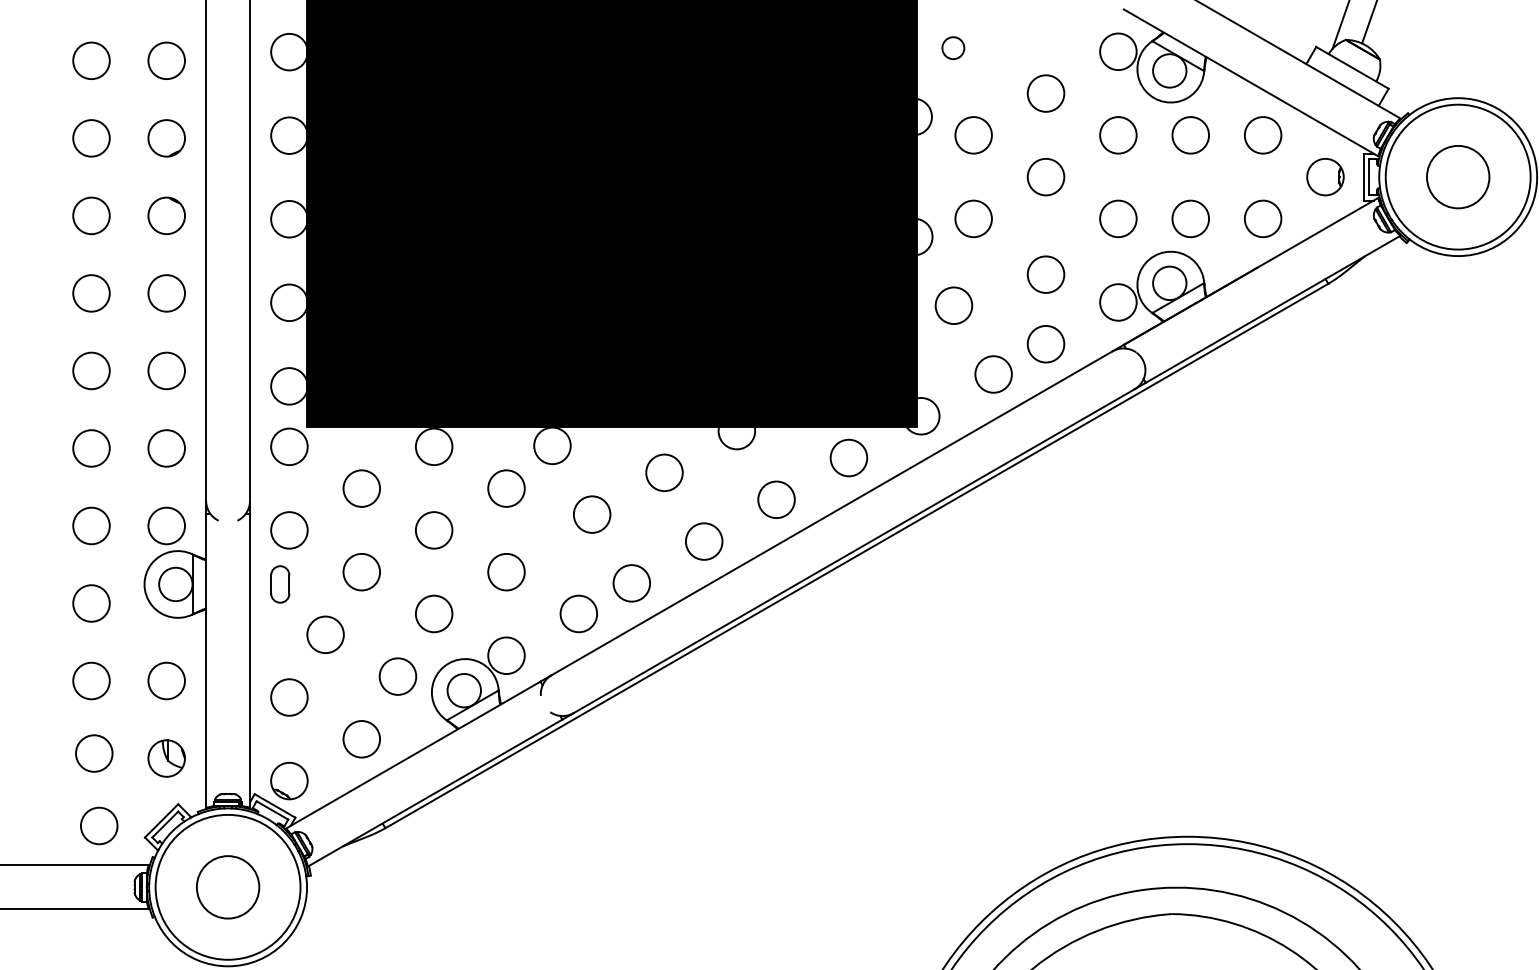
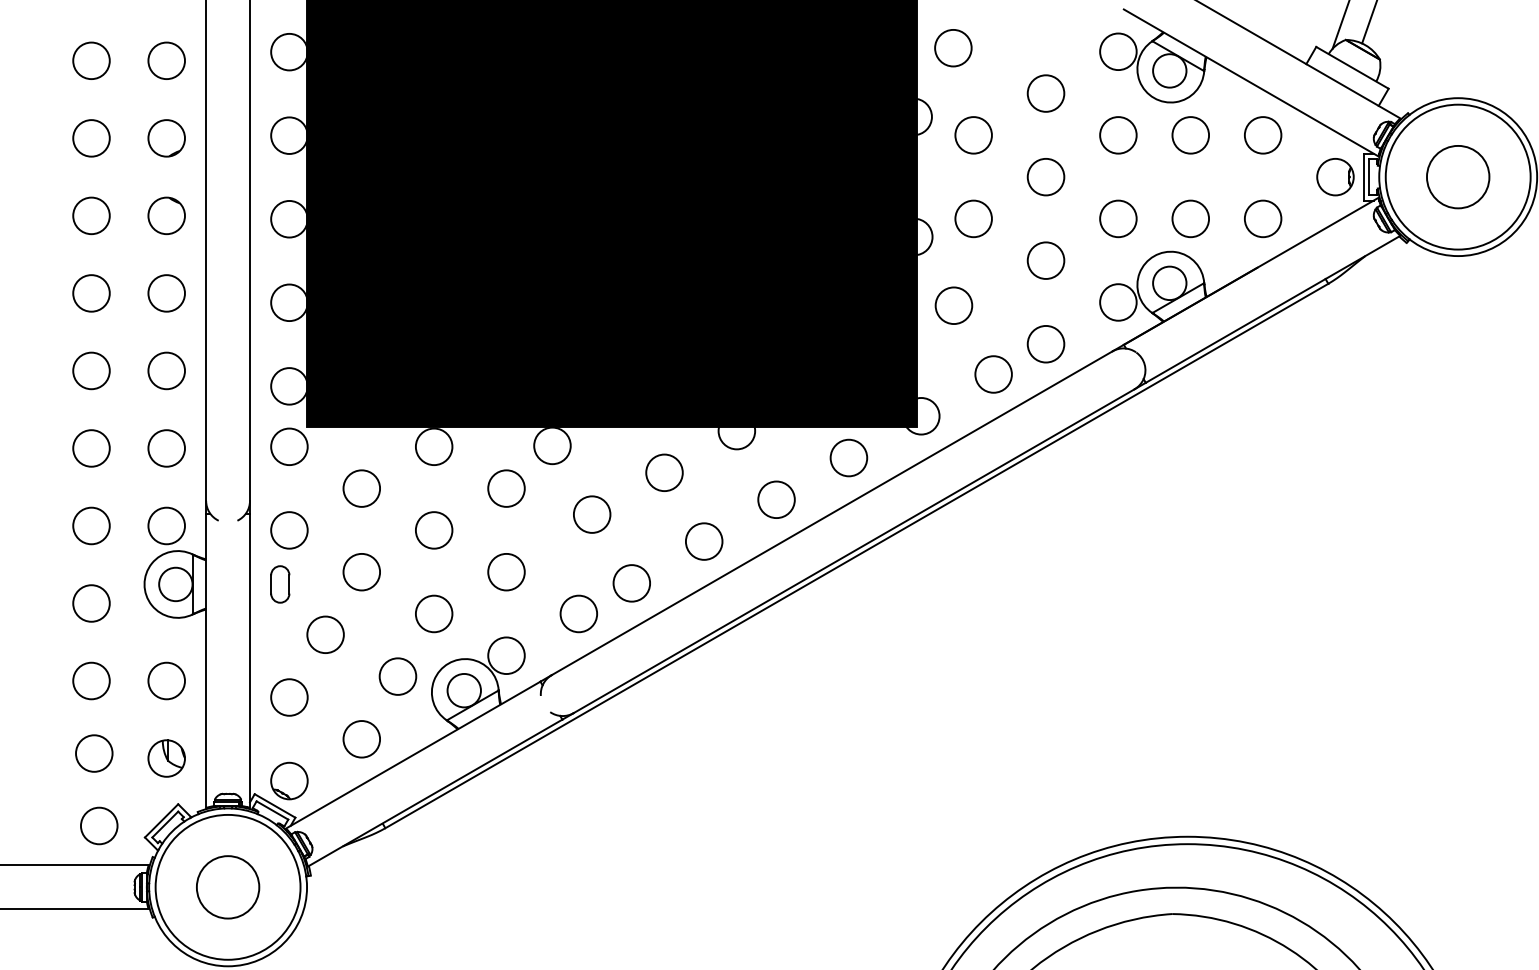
circle diameter: 22 px -> 37 px (953, 47)
part position: (1325, 177) -> (1335, 177) (1335, 177)
circle position: (1045, 274) -> (1045, 260) (1045, 260)
